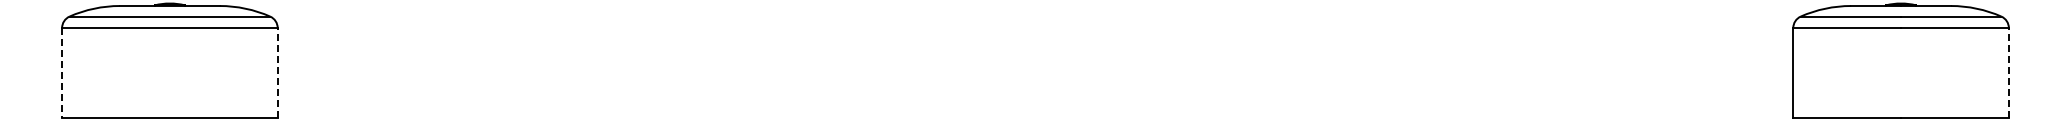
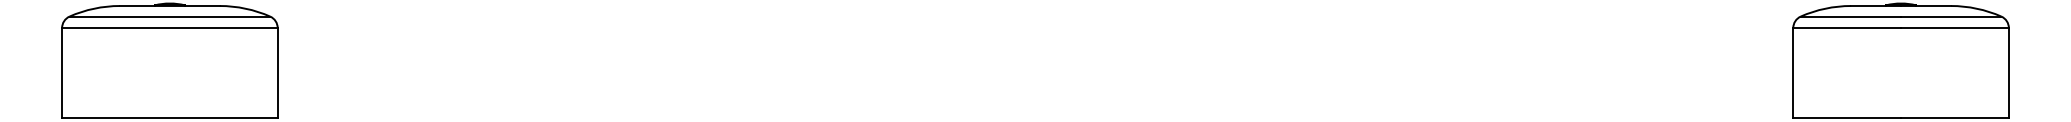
line: dashed -> solid (277, 72)
line: dashed -> solid (2008, 72)
line: dashed -> solid (62, 73)
